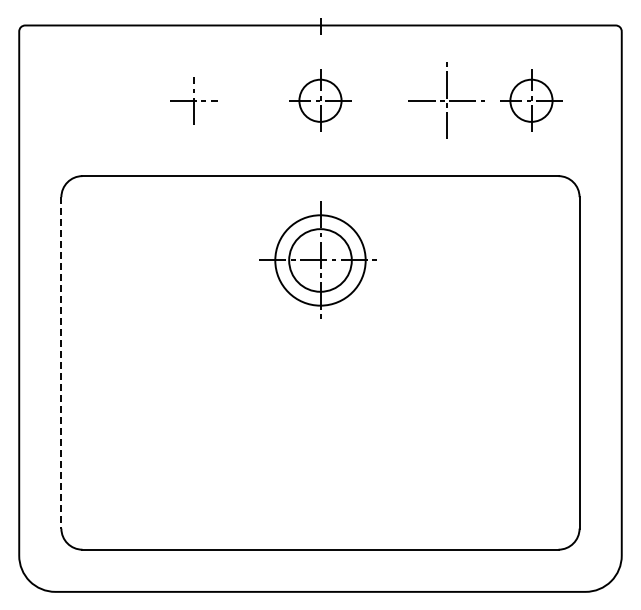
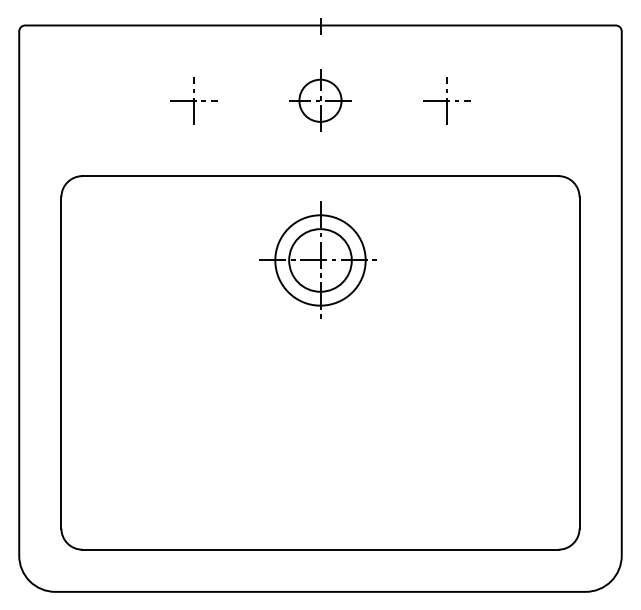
part size: 77x77 px -> 48x48 px (446, 100)
part: present -> none (531, 100)
line: dashed -> solid (61, 362)
